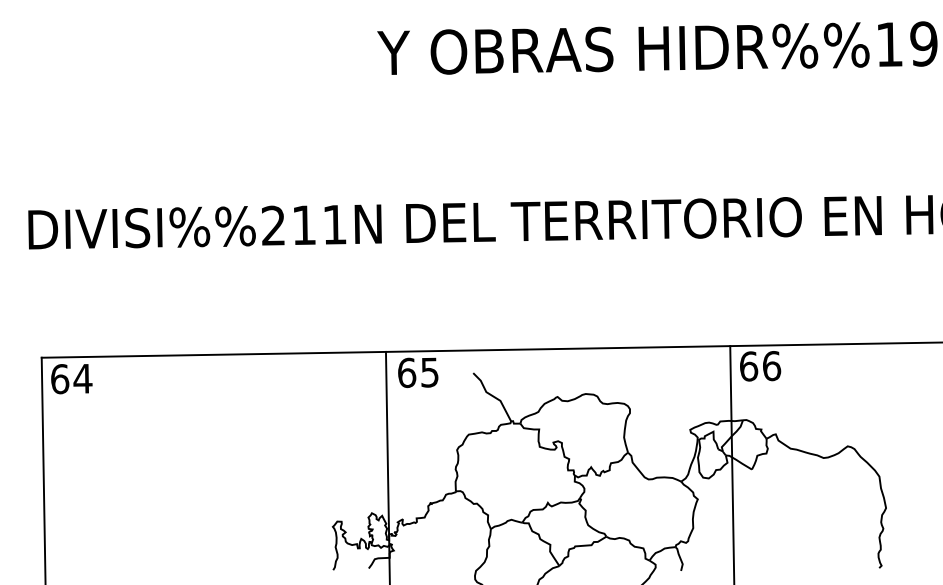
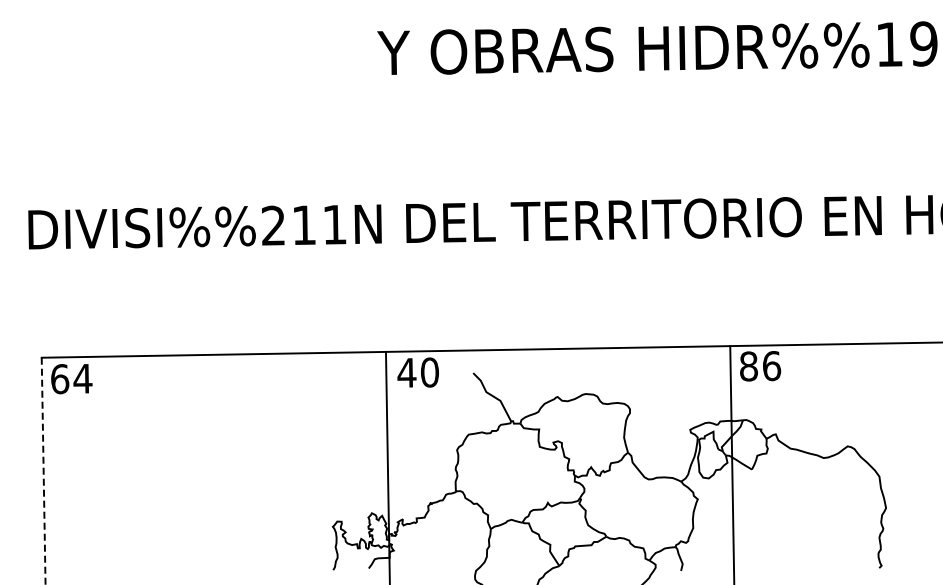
text: 66 -> 86 (749, 366)
text: 65 -> 40 (417, 372)
line: solid -> dashed (43, 471)
